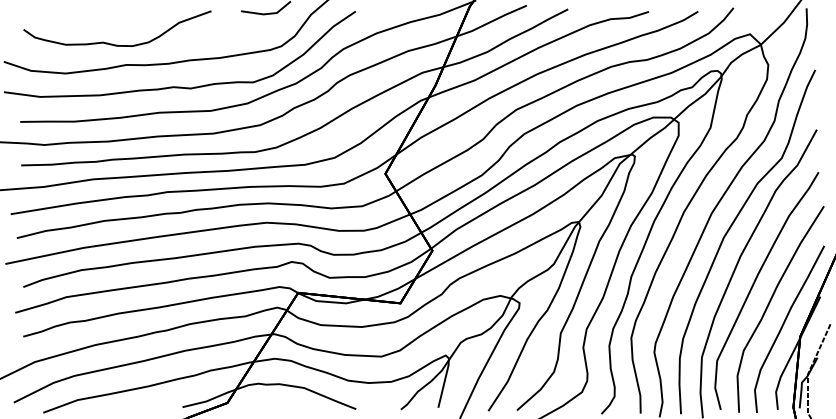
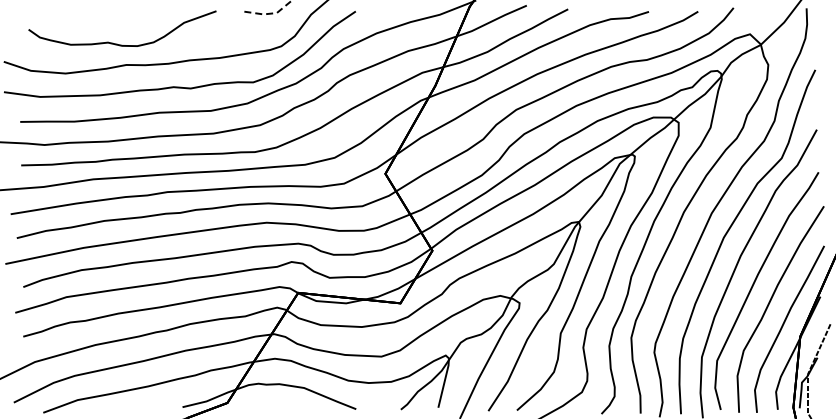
line: solid -> dashed (268, 13)
curve position: (112, 43) -> (117, 43) (117, 43)
